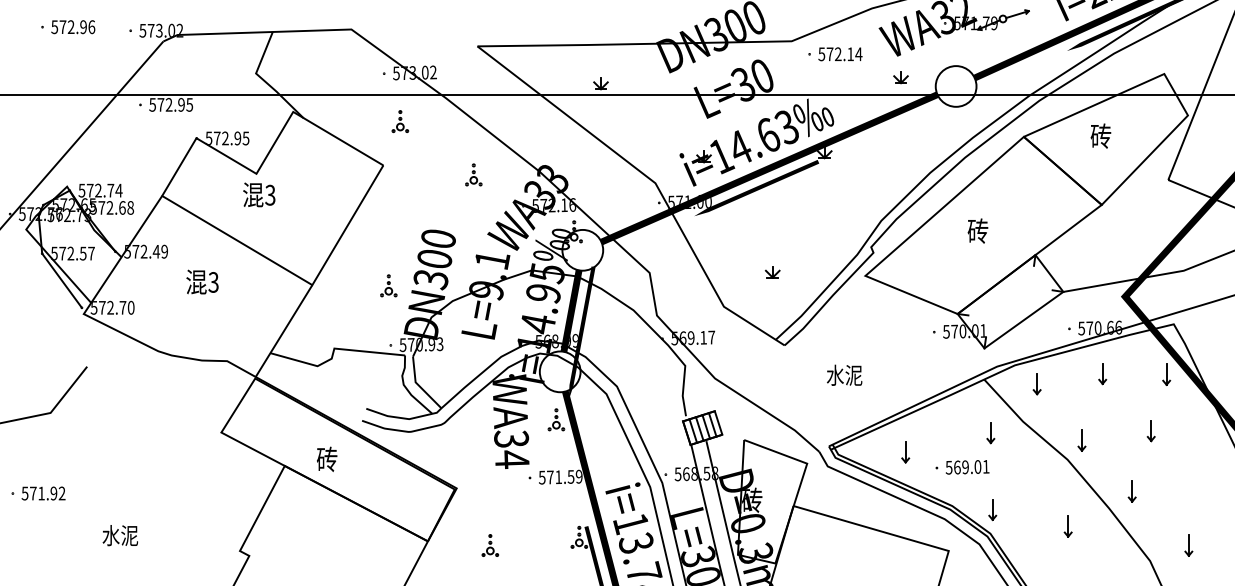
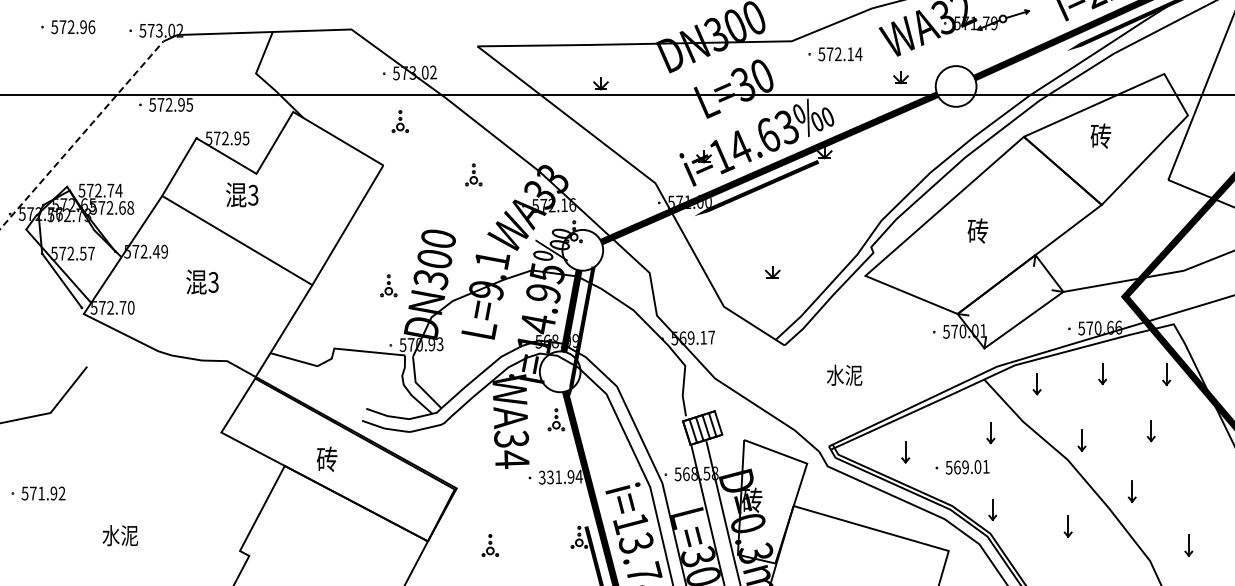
line: solid -> dashed (82, 134)
text position: (259, 194) -> (242, 194) (242, 194)
text: 571.59 -> 331.94 (560, 476)
